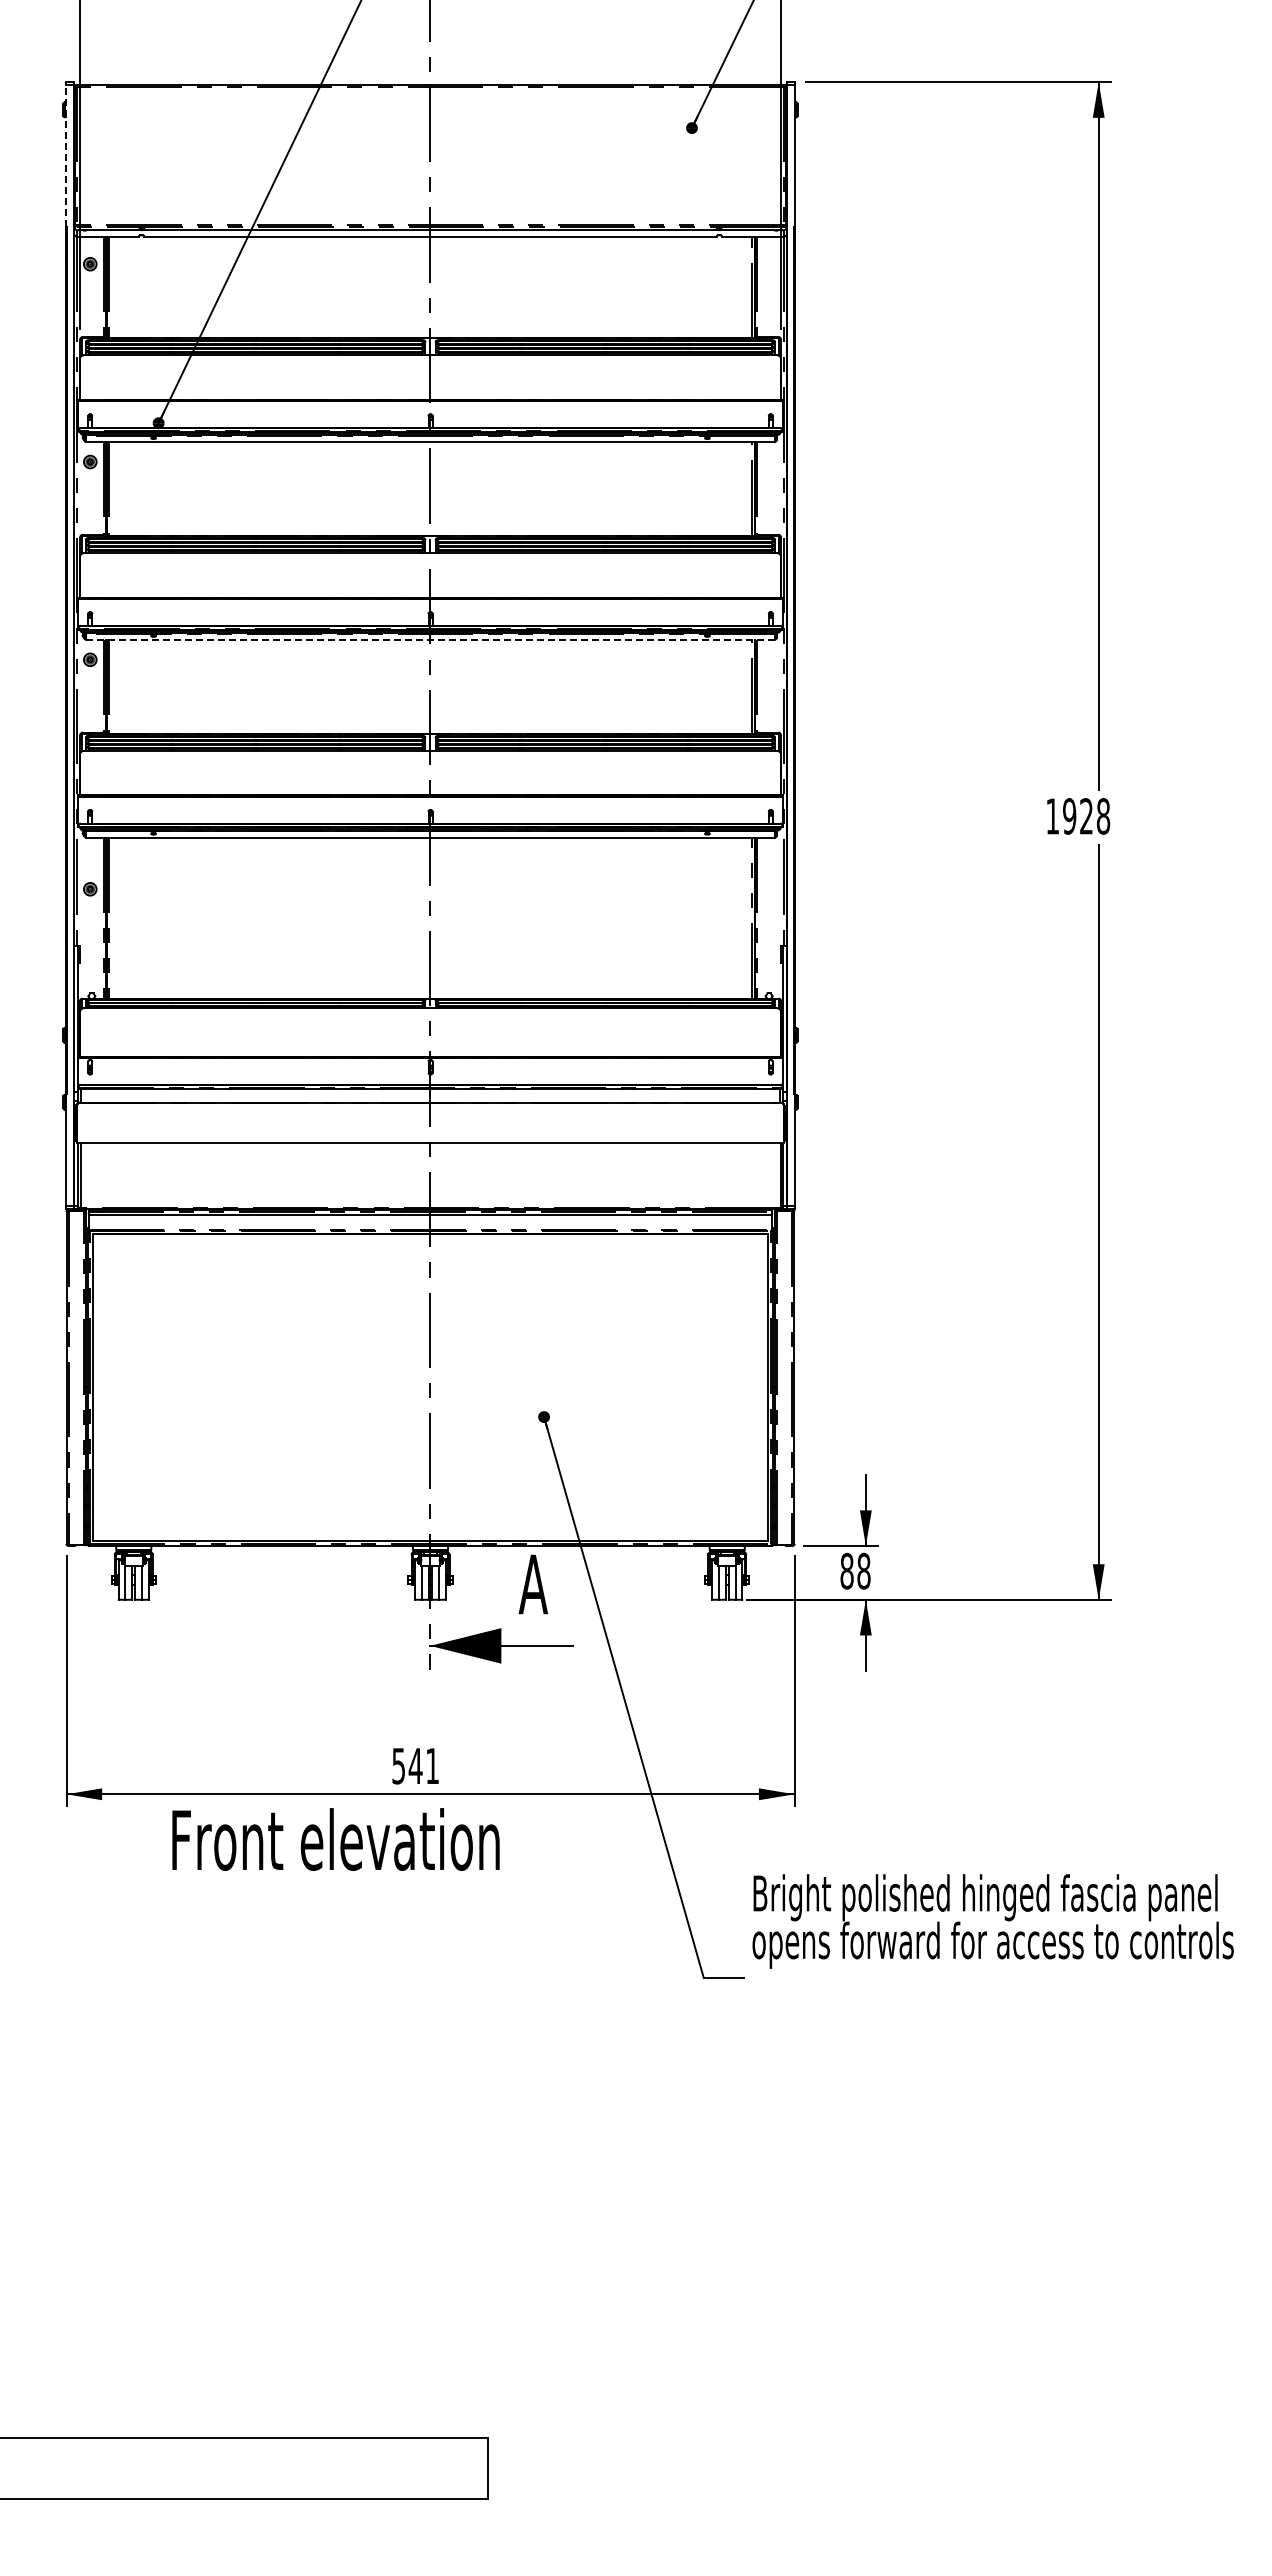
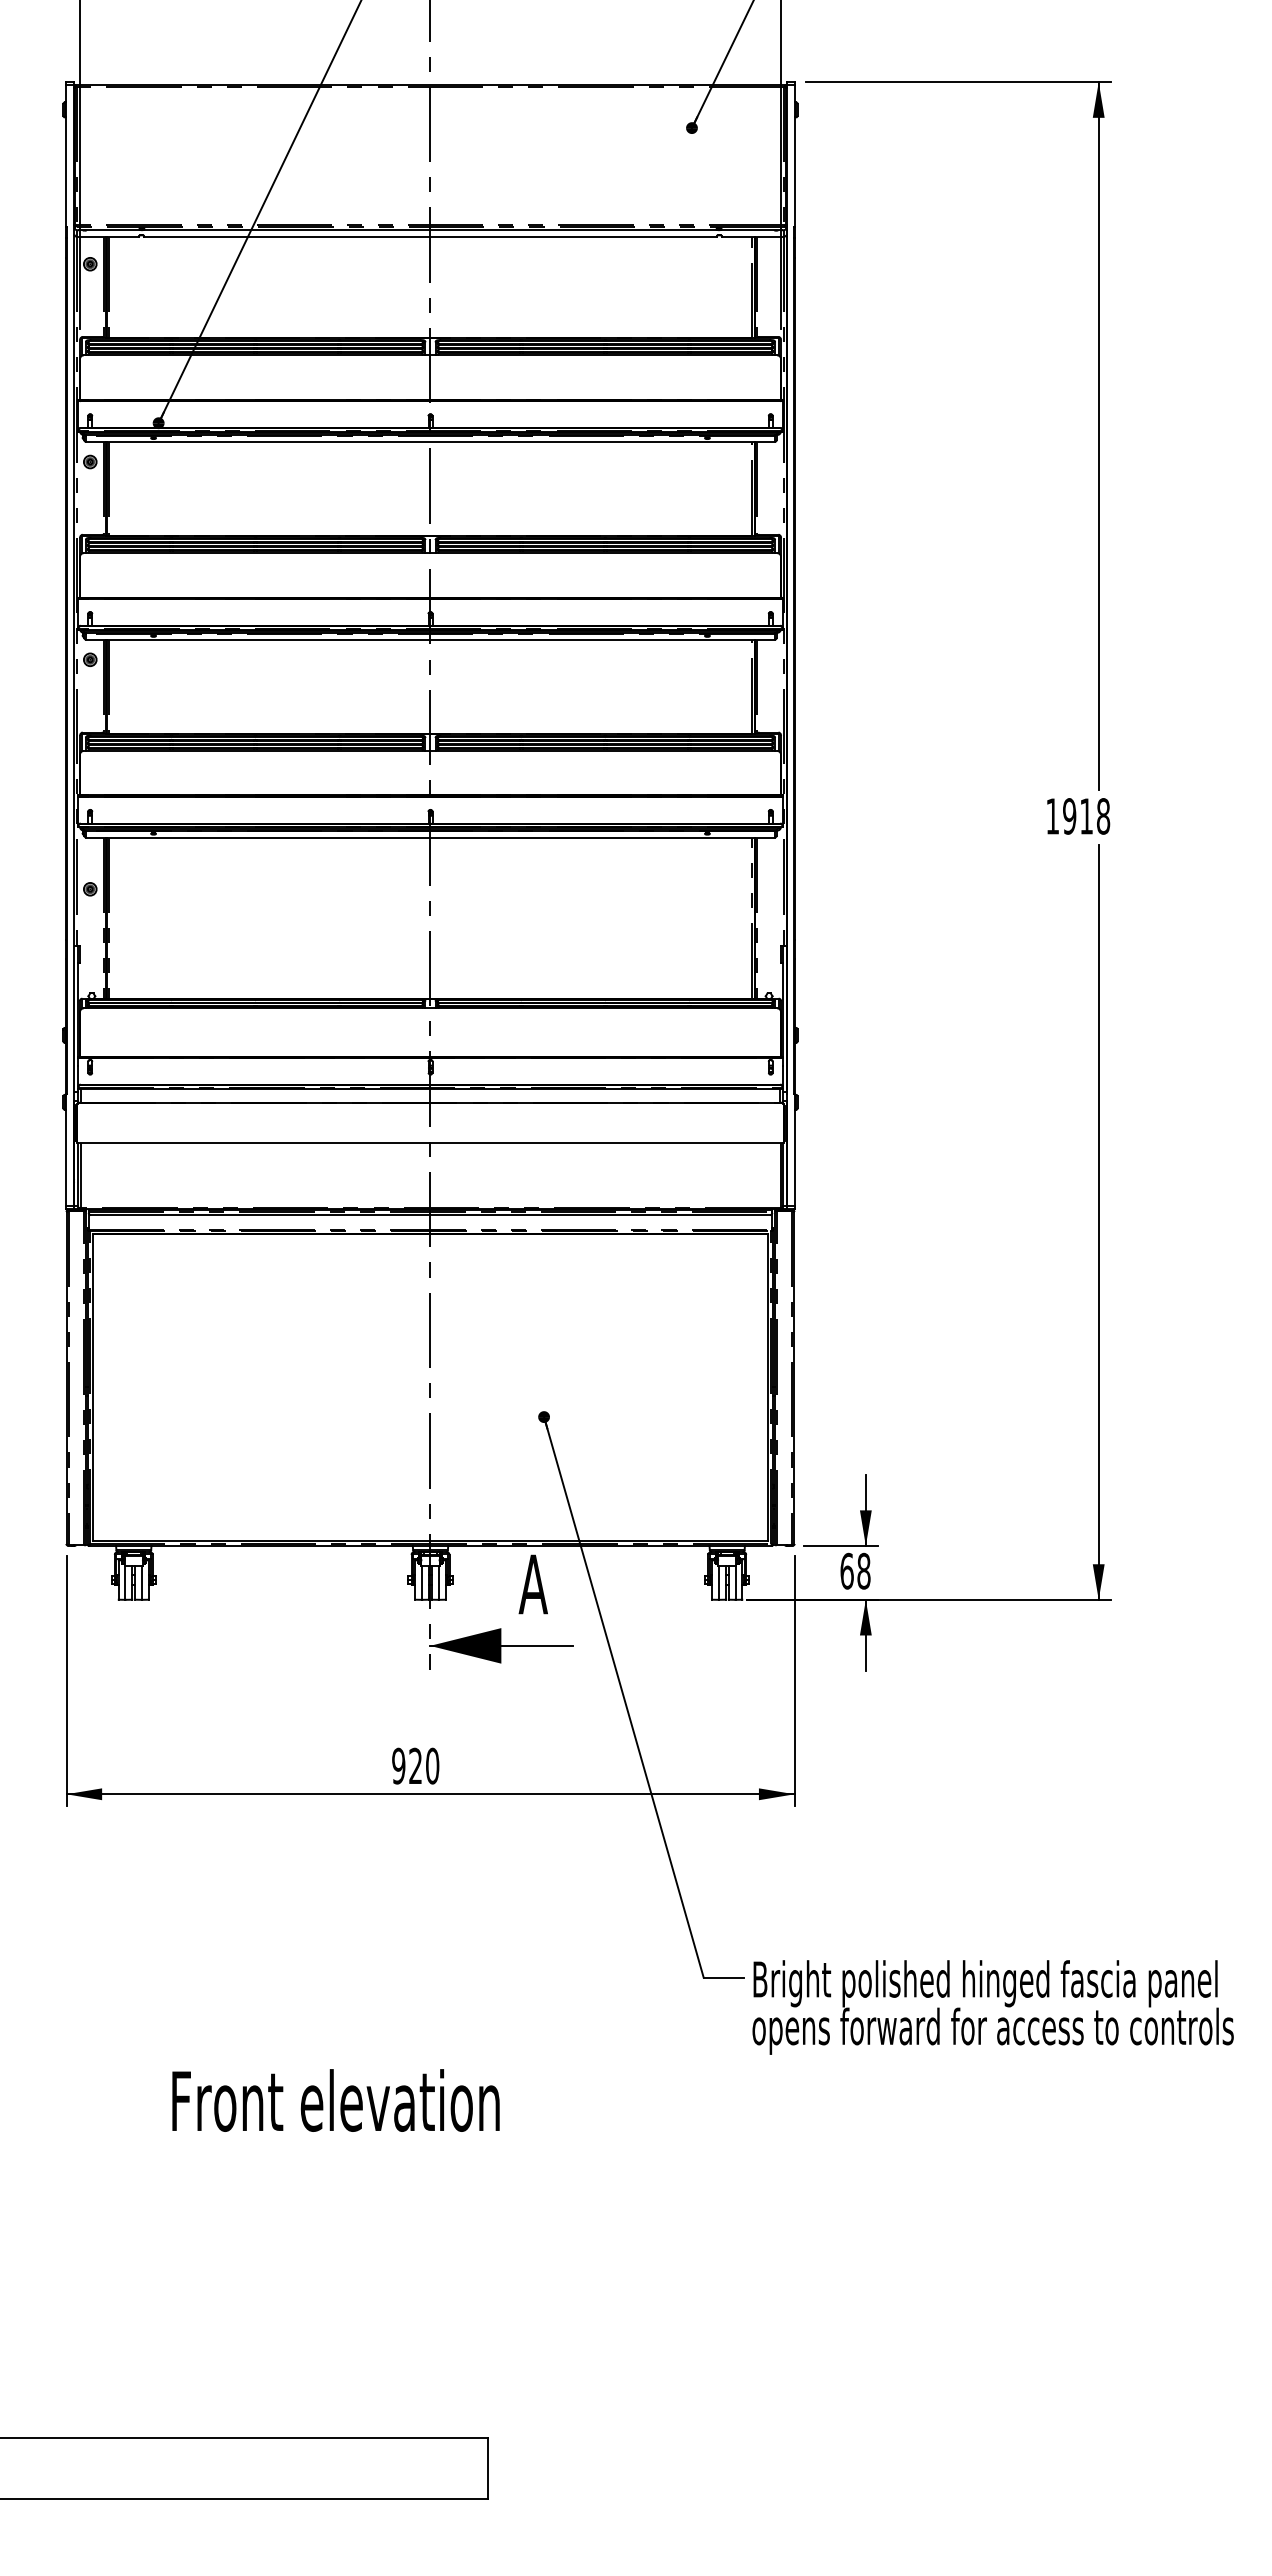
line: dashed -> solid (66, 155)
line: dashed -> solid (430, 639)
text: 1928 -> 1918 (1086, 816)
text: 88 -> 68 (846, 1570)
text: 541 -> 920 (415, 1765)
text position: (335, 1839) -> (335, 2100) (335, 2100)
text position: (992, 1921) -> (992, 2007) (992, 2007)
